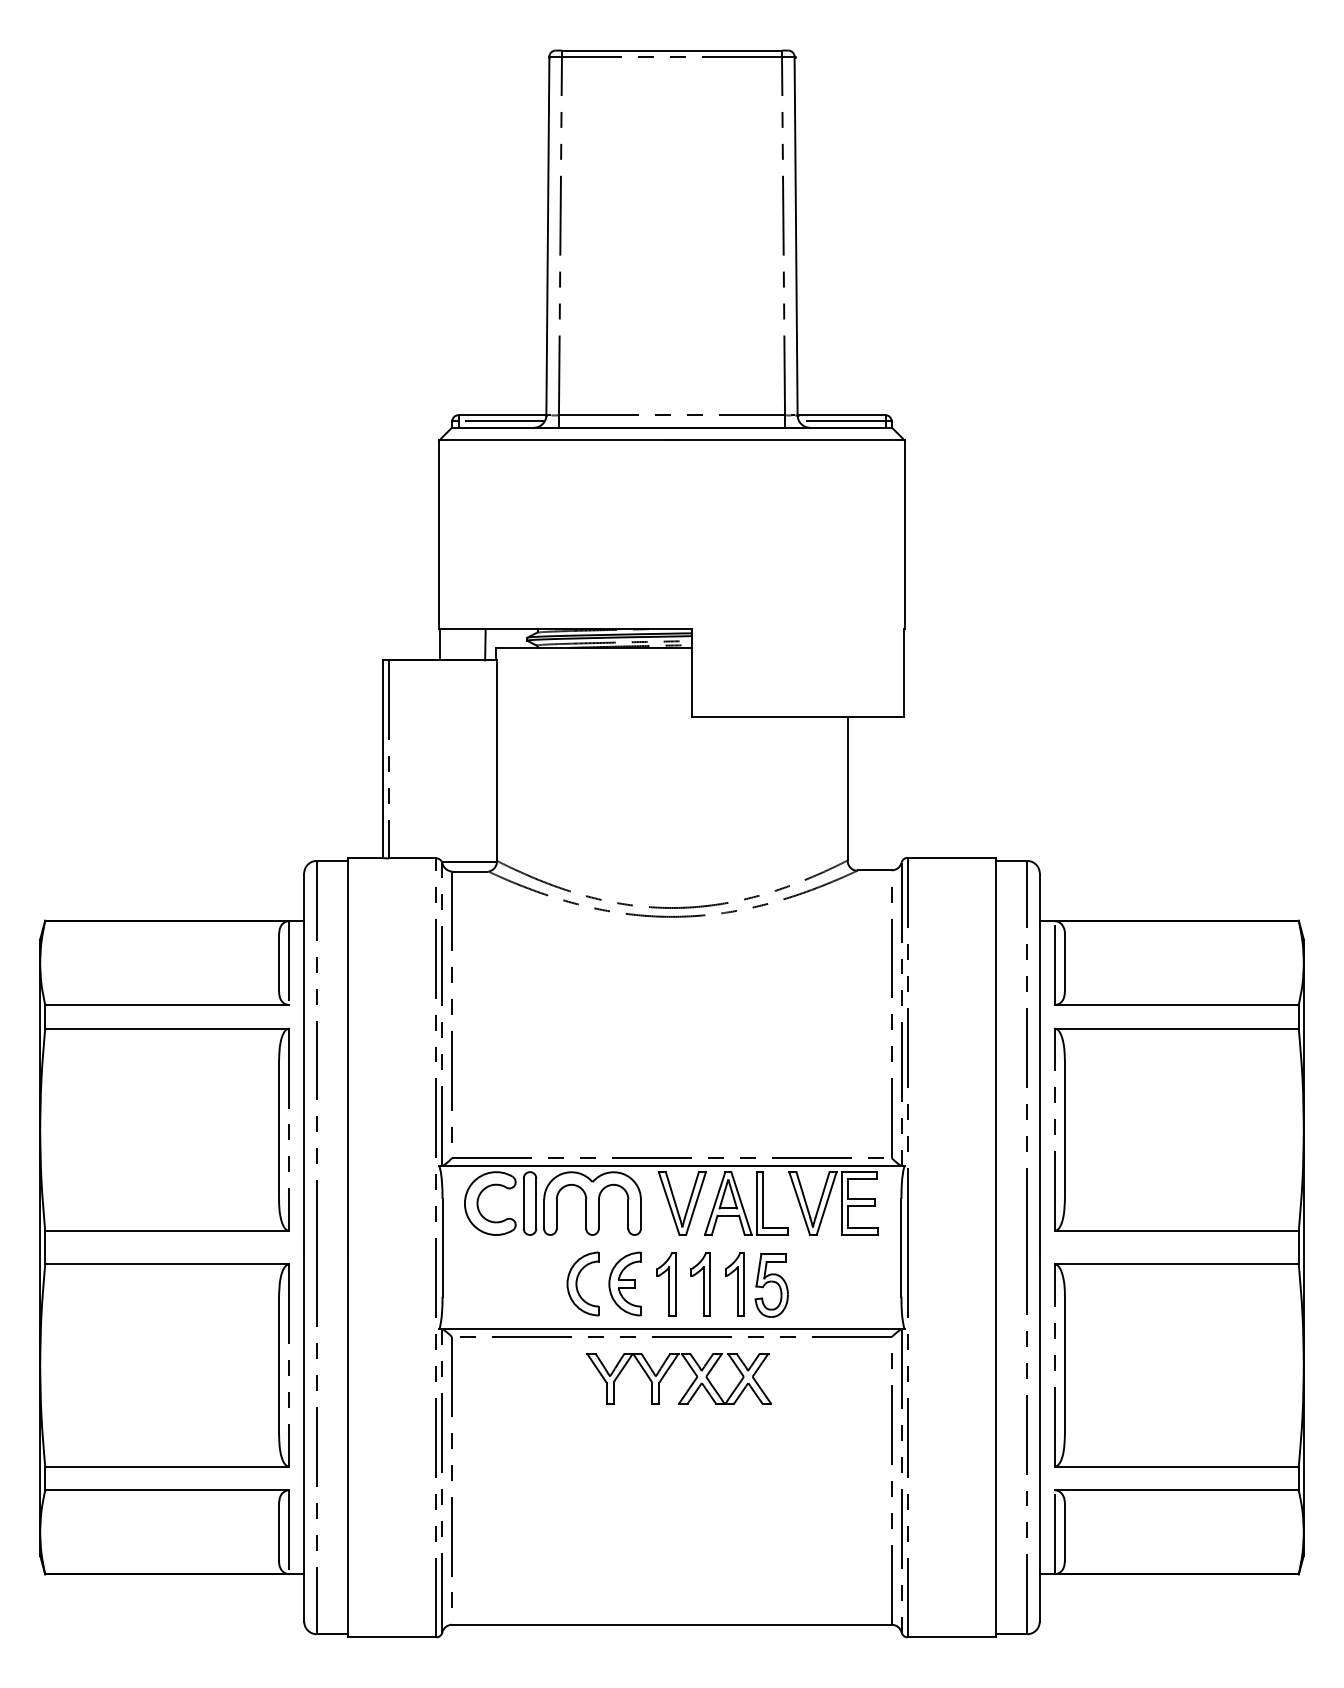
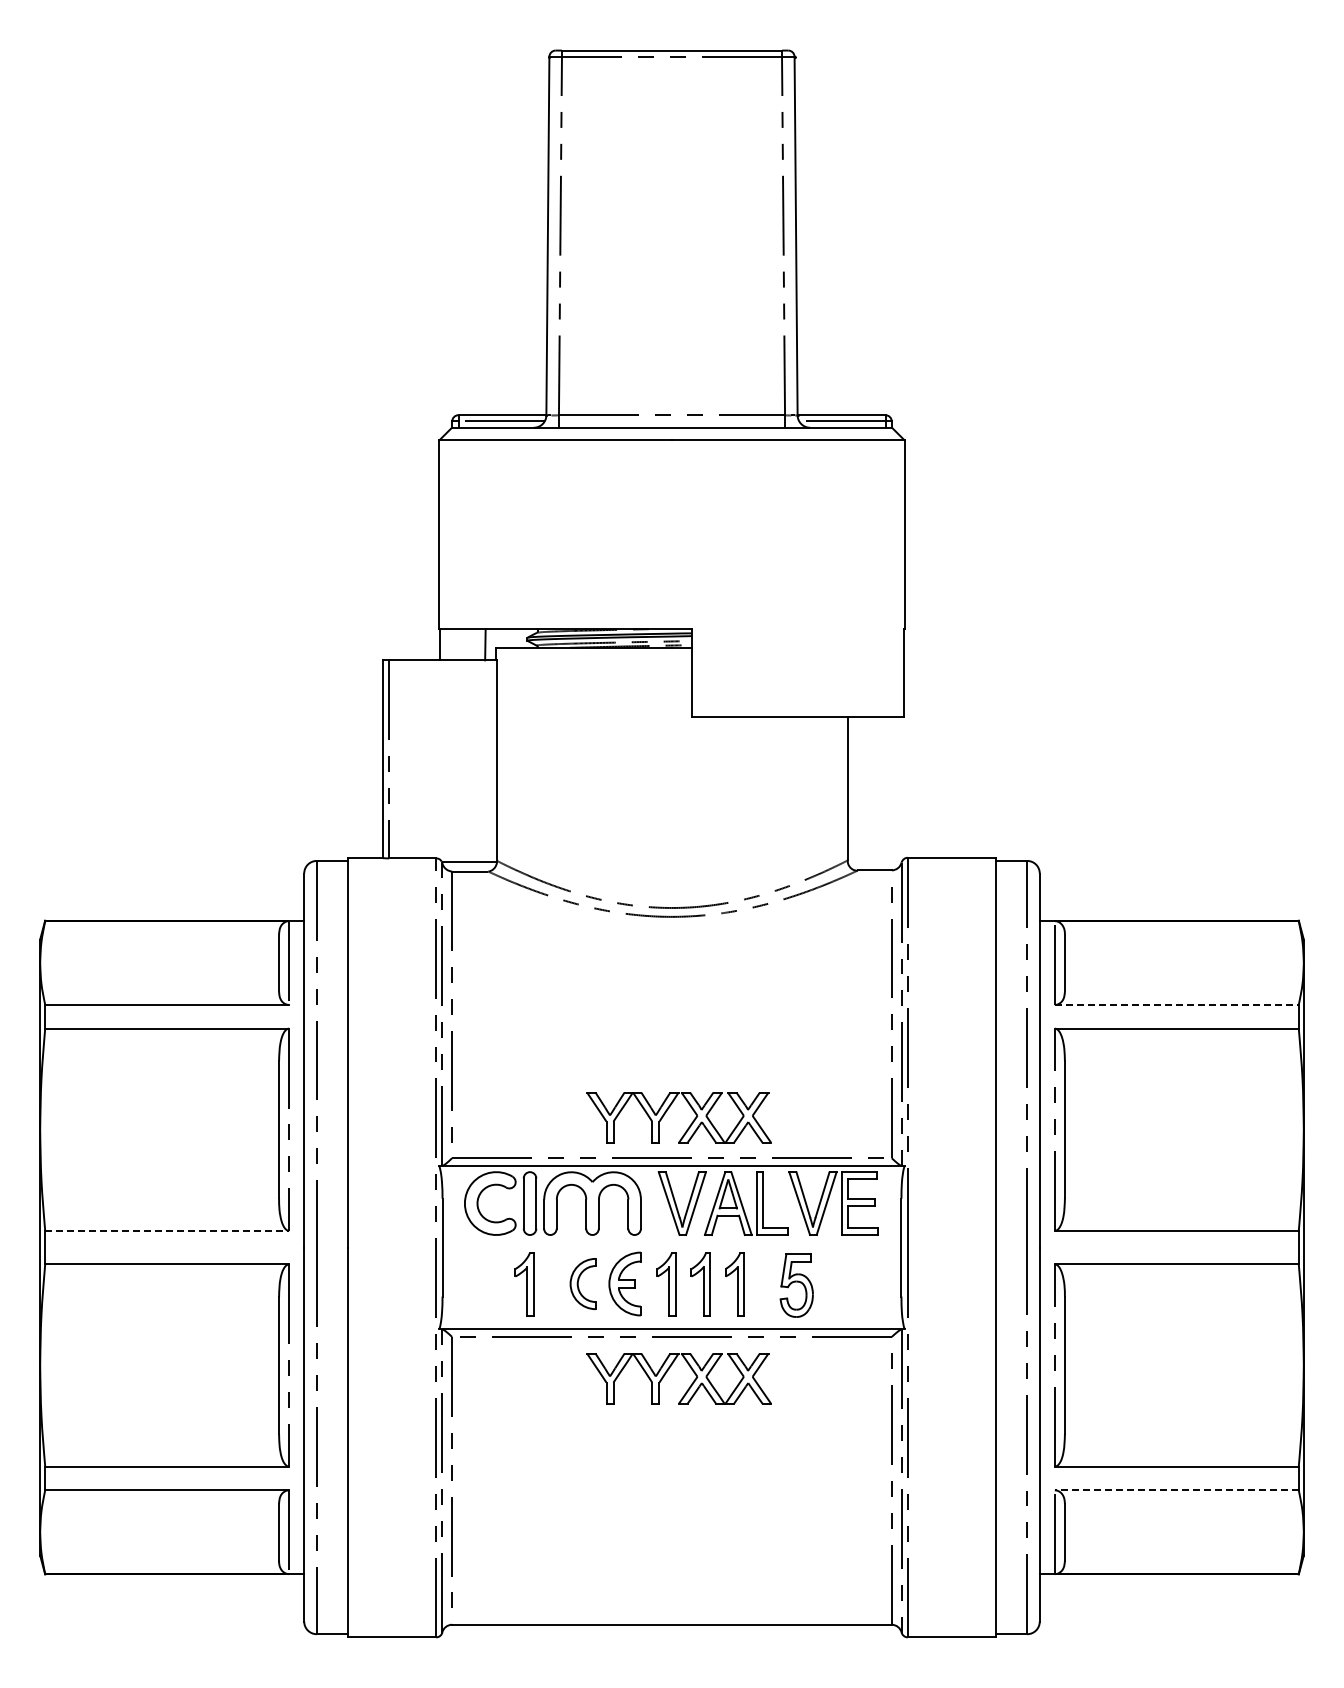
line: solid -> dashed (1176, 1004)
part: none -> present (667, 1111)
line: solid -> dashed (167, 1230)
part size: 34x66 px -> 28x52 px (582, 1283)
part: none -> present (524, 1284)
part position: (771, 1285) -> (796, 1285) (796, 1285)
line: solid -> dashed (1176, 1490)
